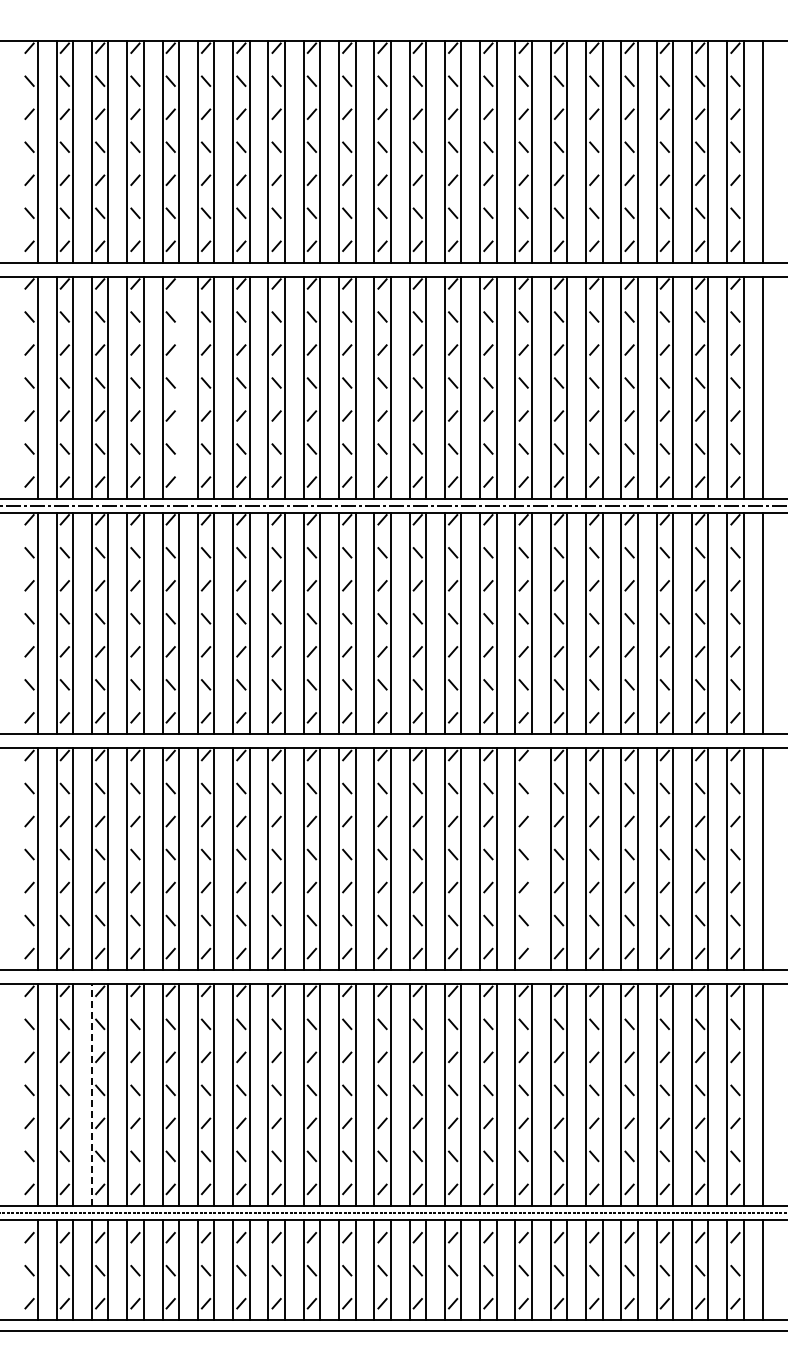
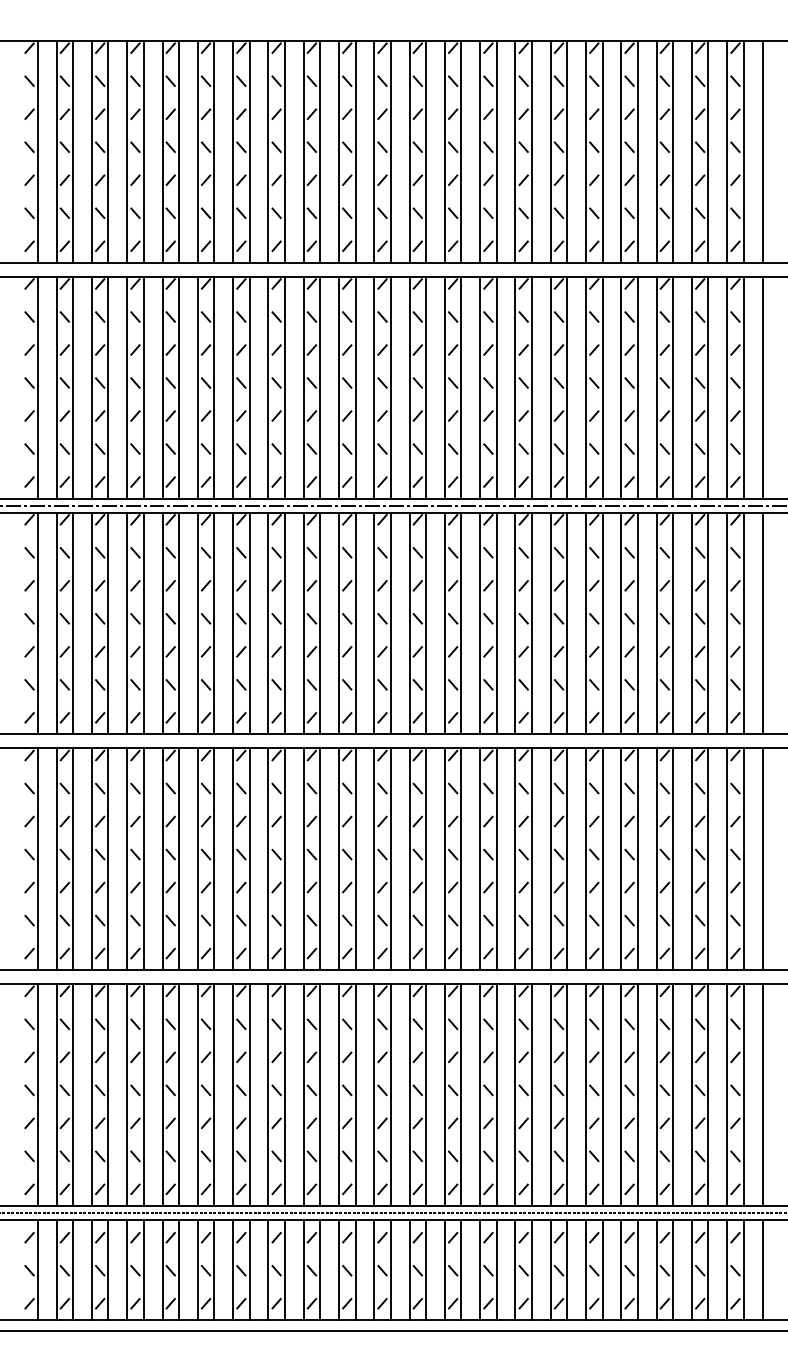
line: none -> present (179, 387)
line: none -> present (531, 859)
line: dashed -> solid (91, 1095)
